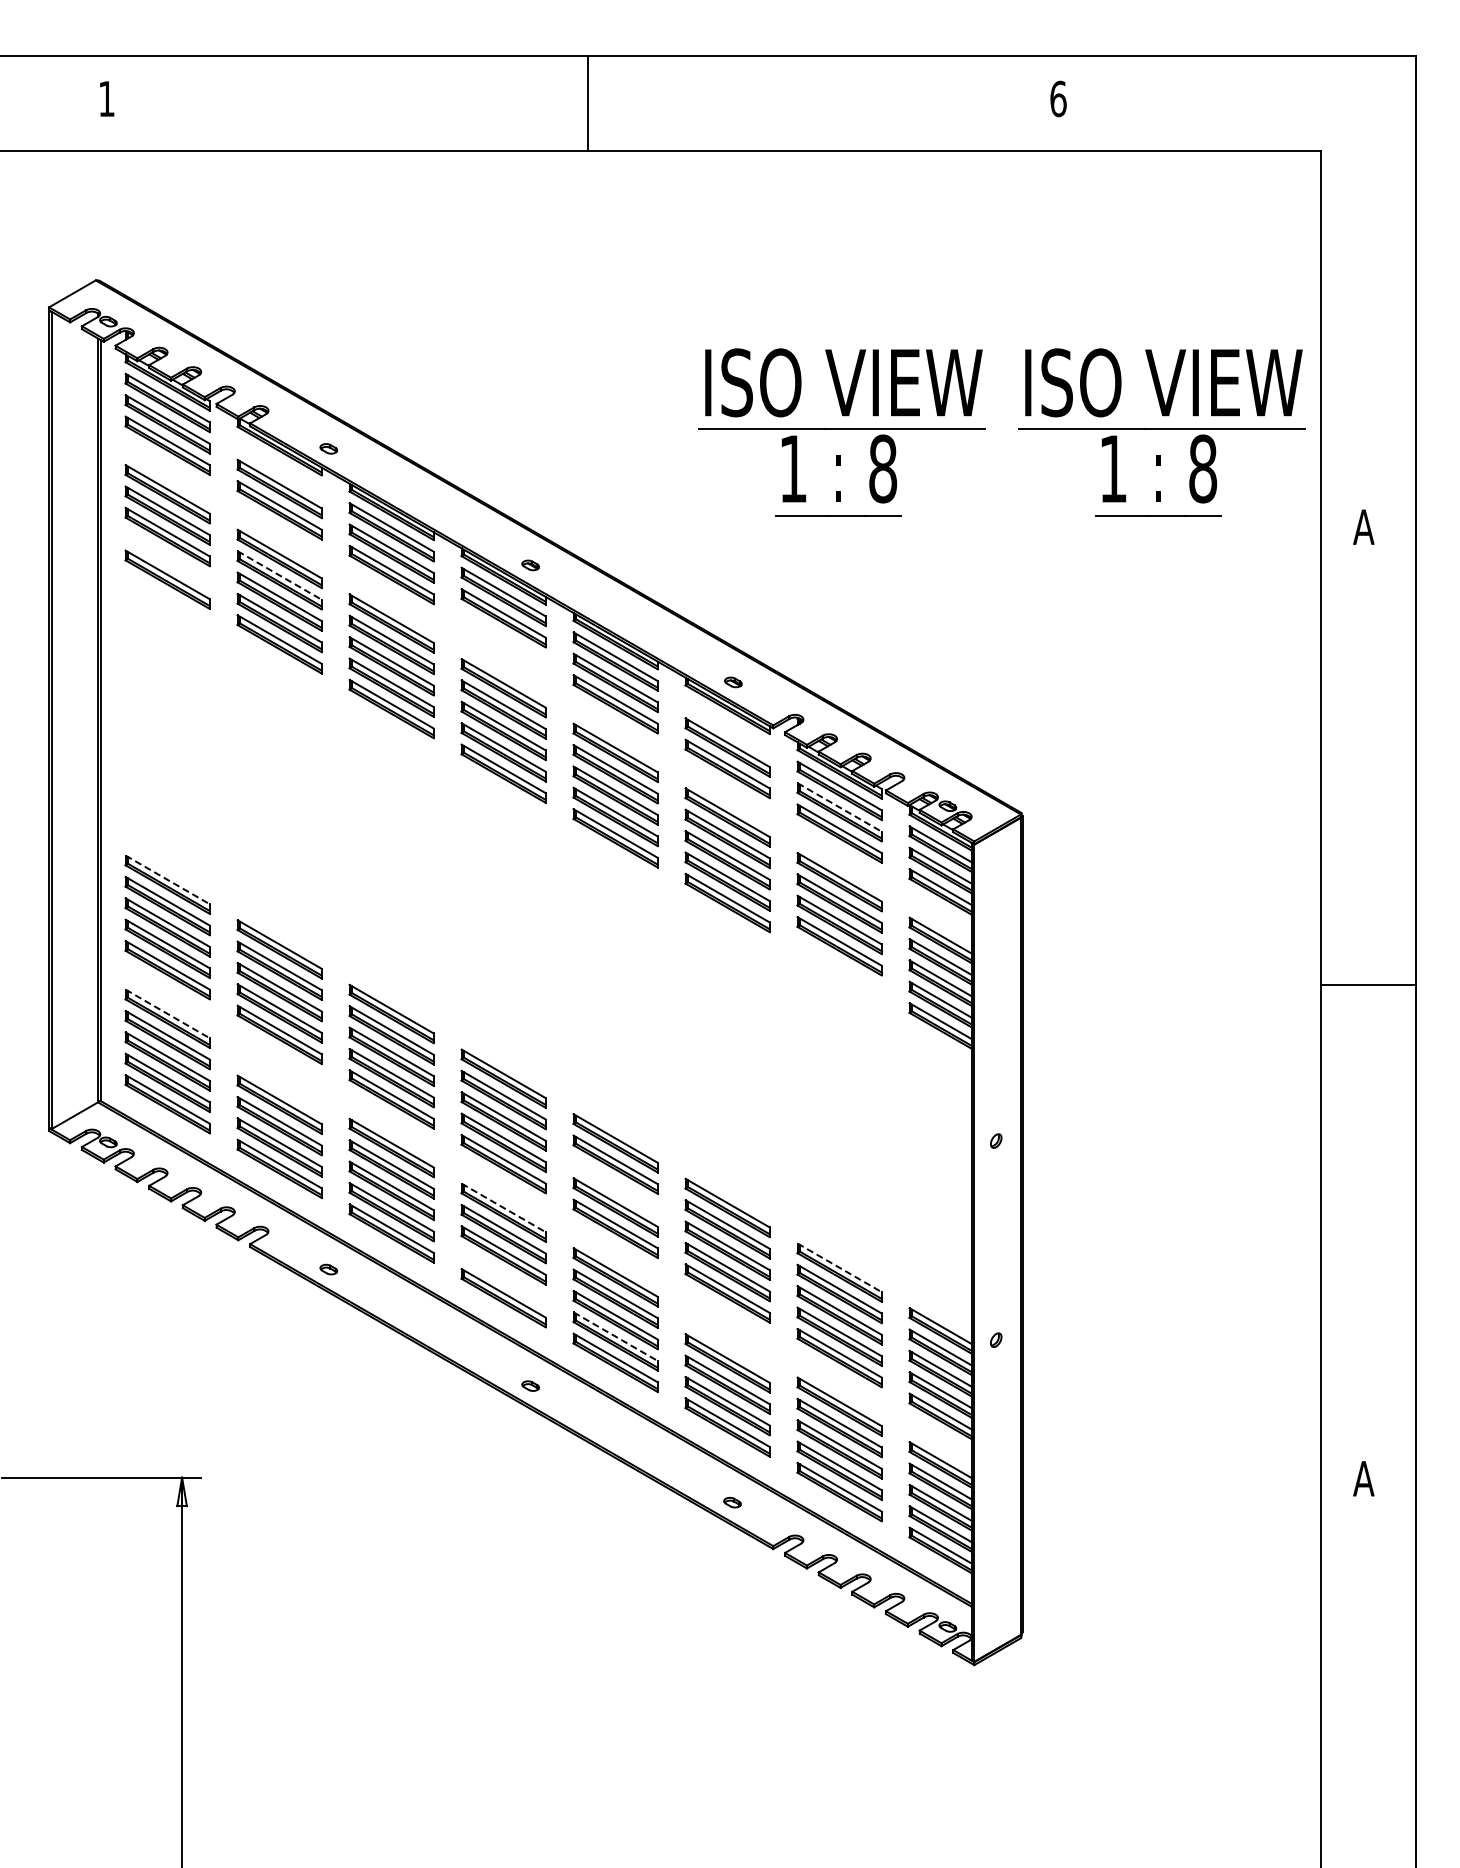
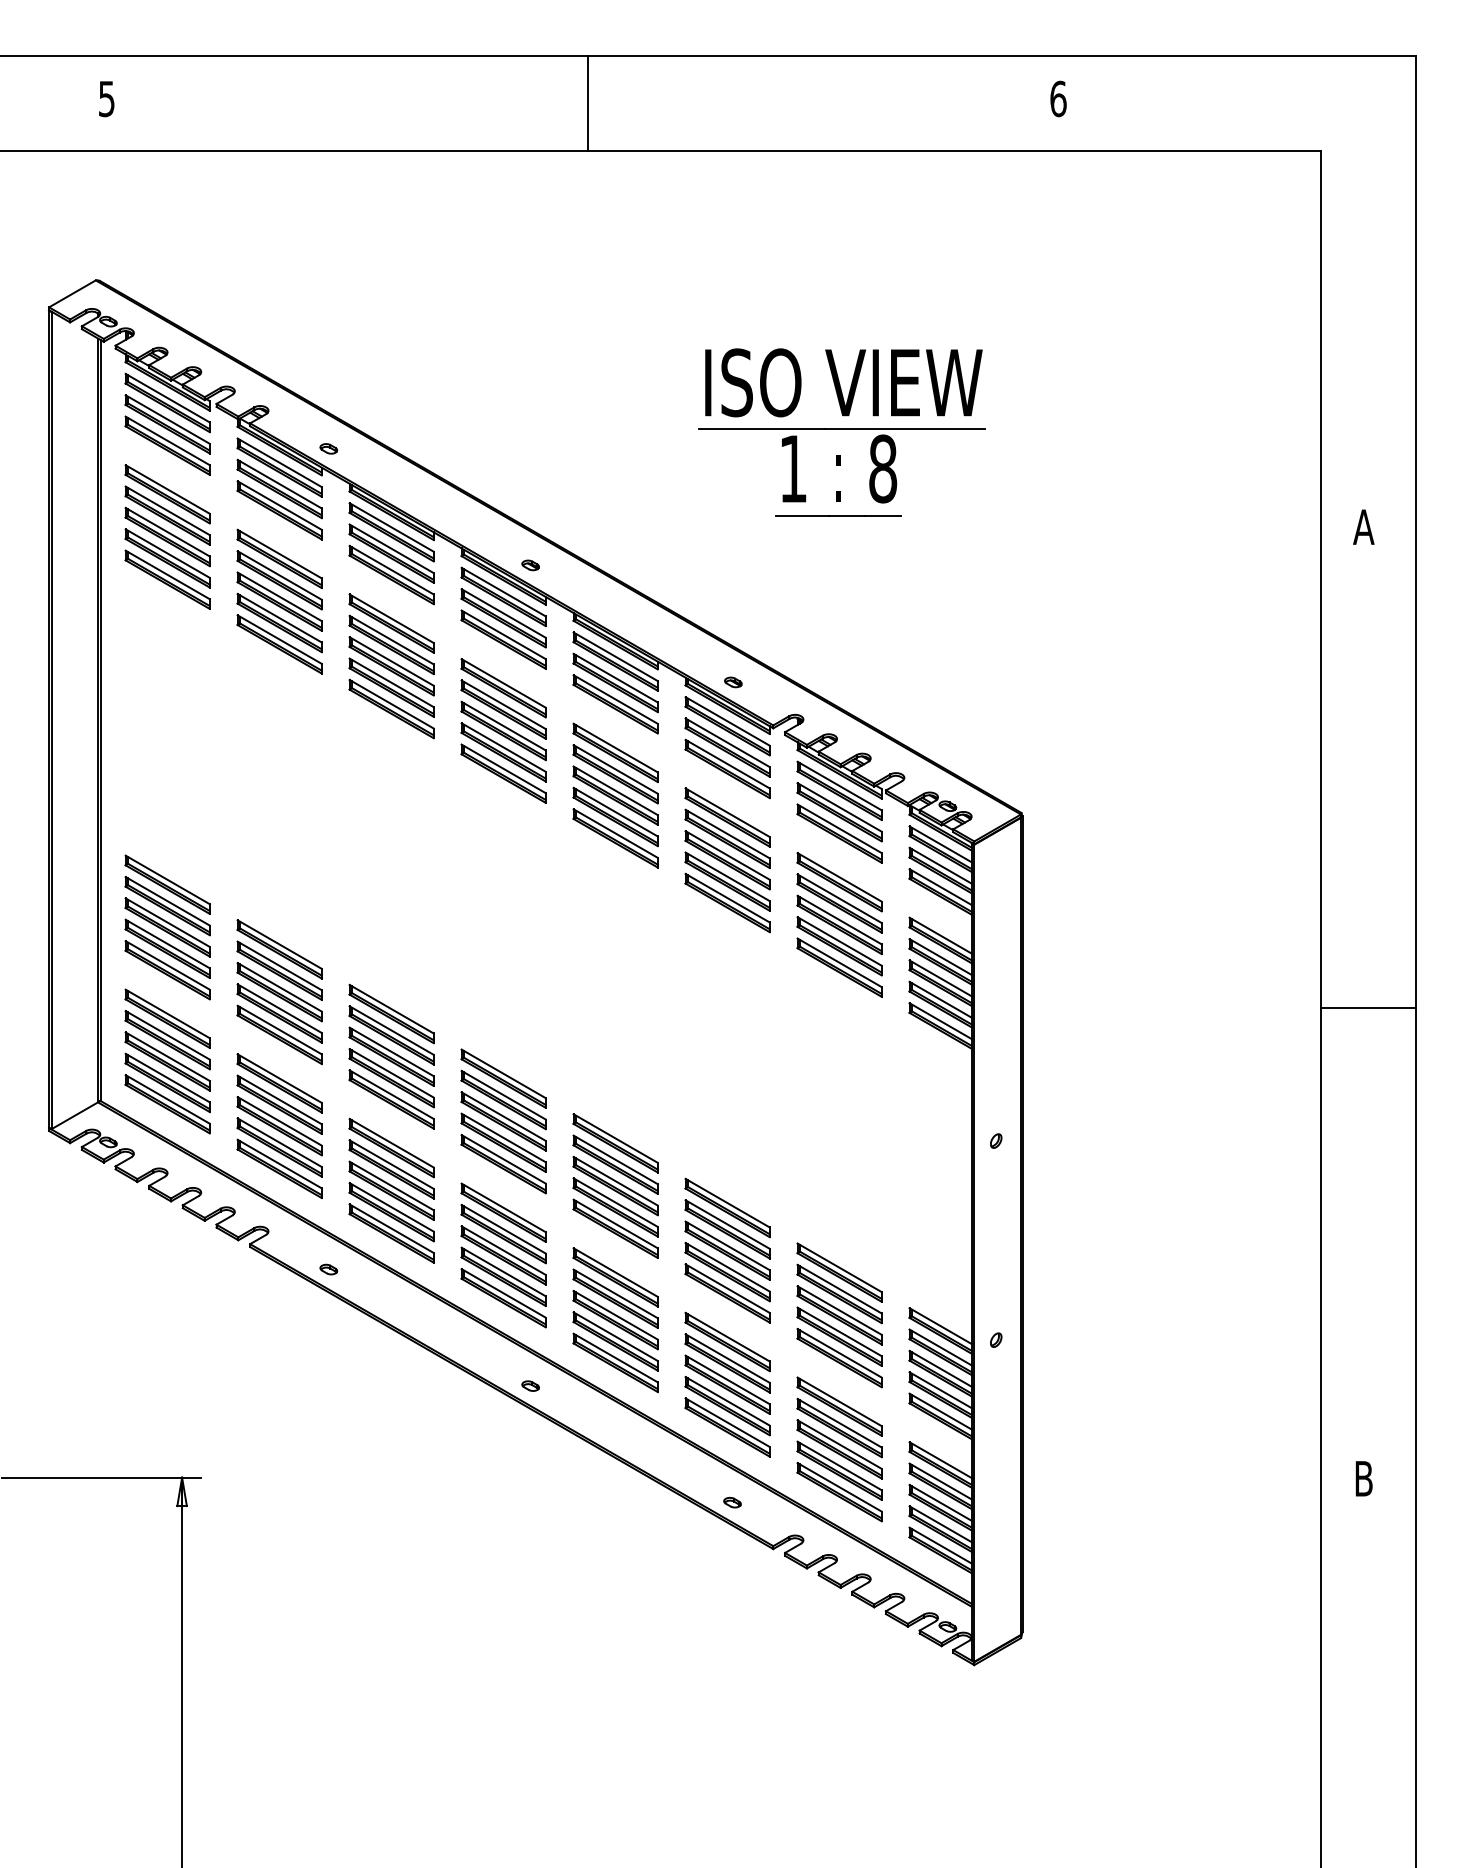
text: 1 -> 5 (106, 99)
part: present -> none (1161, 432)
part: none -> present (279, 467)
part: none -> present (167, 558)
line: dashed -> solid (279, 575)
part: none -> present (503, 639)
part: none -> present (727, 726)
line: dashed -> solid (839, 807)
line: dashed -> solid (167, 879)
part: none -> present (839, 967)
line position: (1368, 984) -> (1368, 1007) (1368, 1007)
line: dashed -> solid (167, 1013)
part: none -> present (279, 1083)
part: none -> present (615, 1185)
line: dashed -> solid (503, 1207)
line: dashed -> solid (839, 1267)
part: none -> present (503, 1276)
line: dashed -> solid (615, 1336)
part: none -> present (727, 1341)
text: A -> B (1363, 1478)
